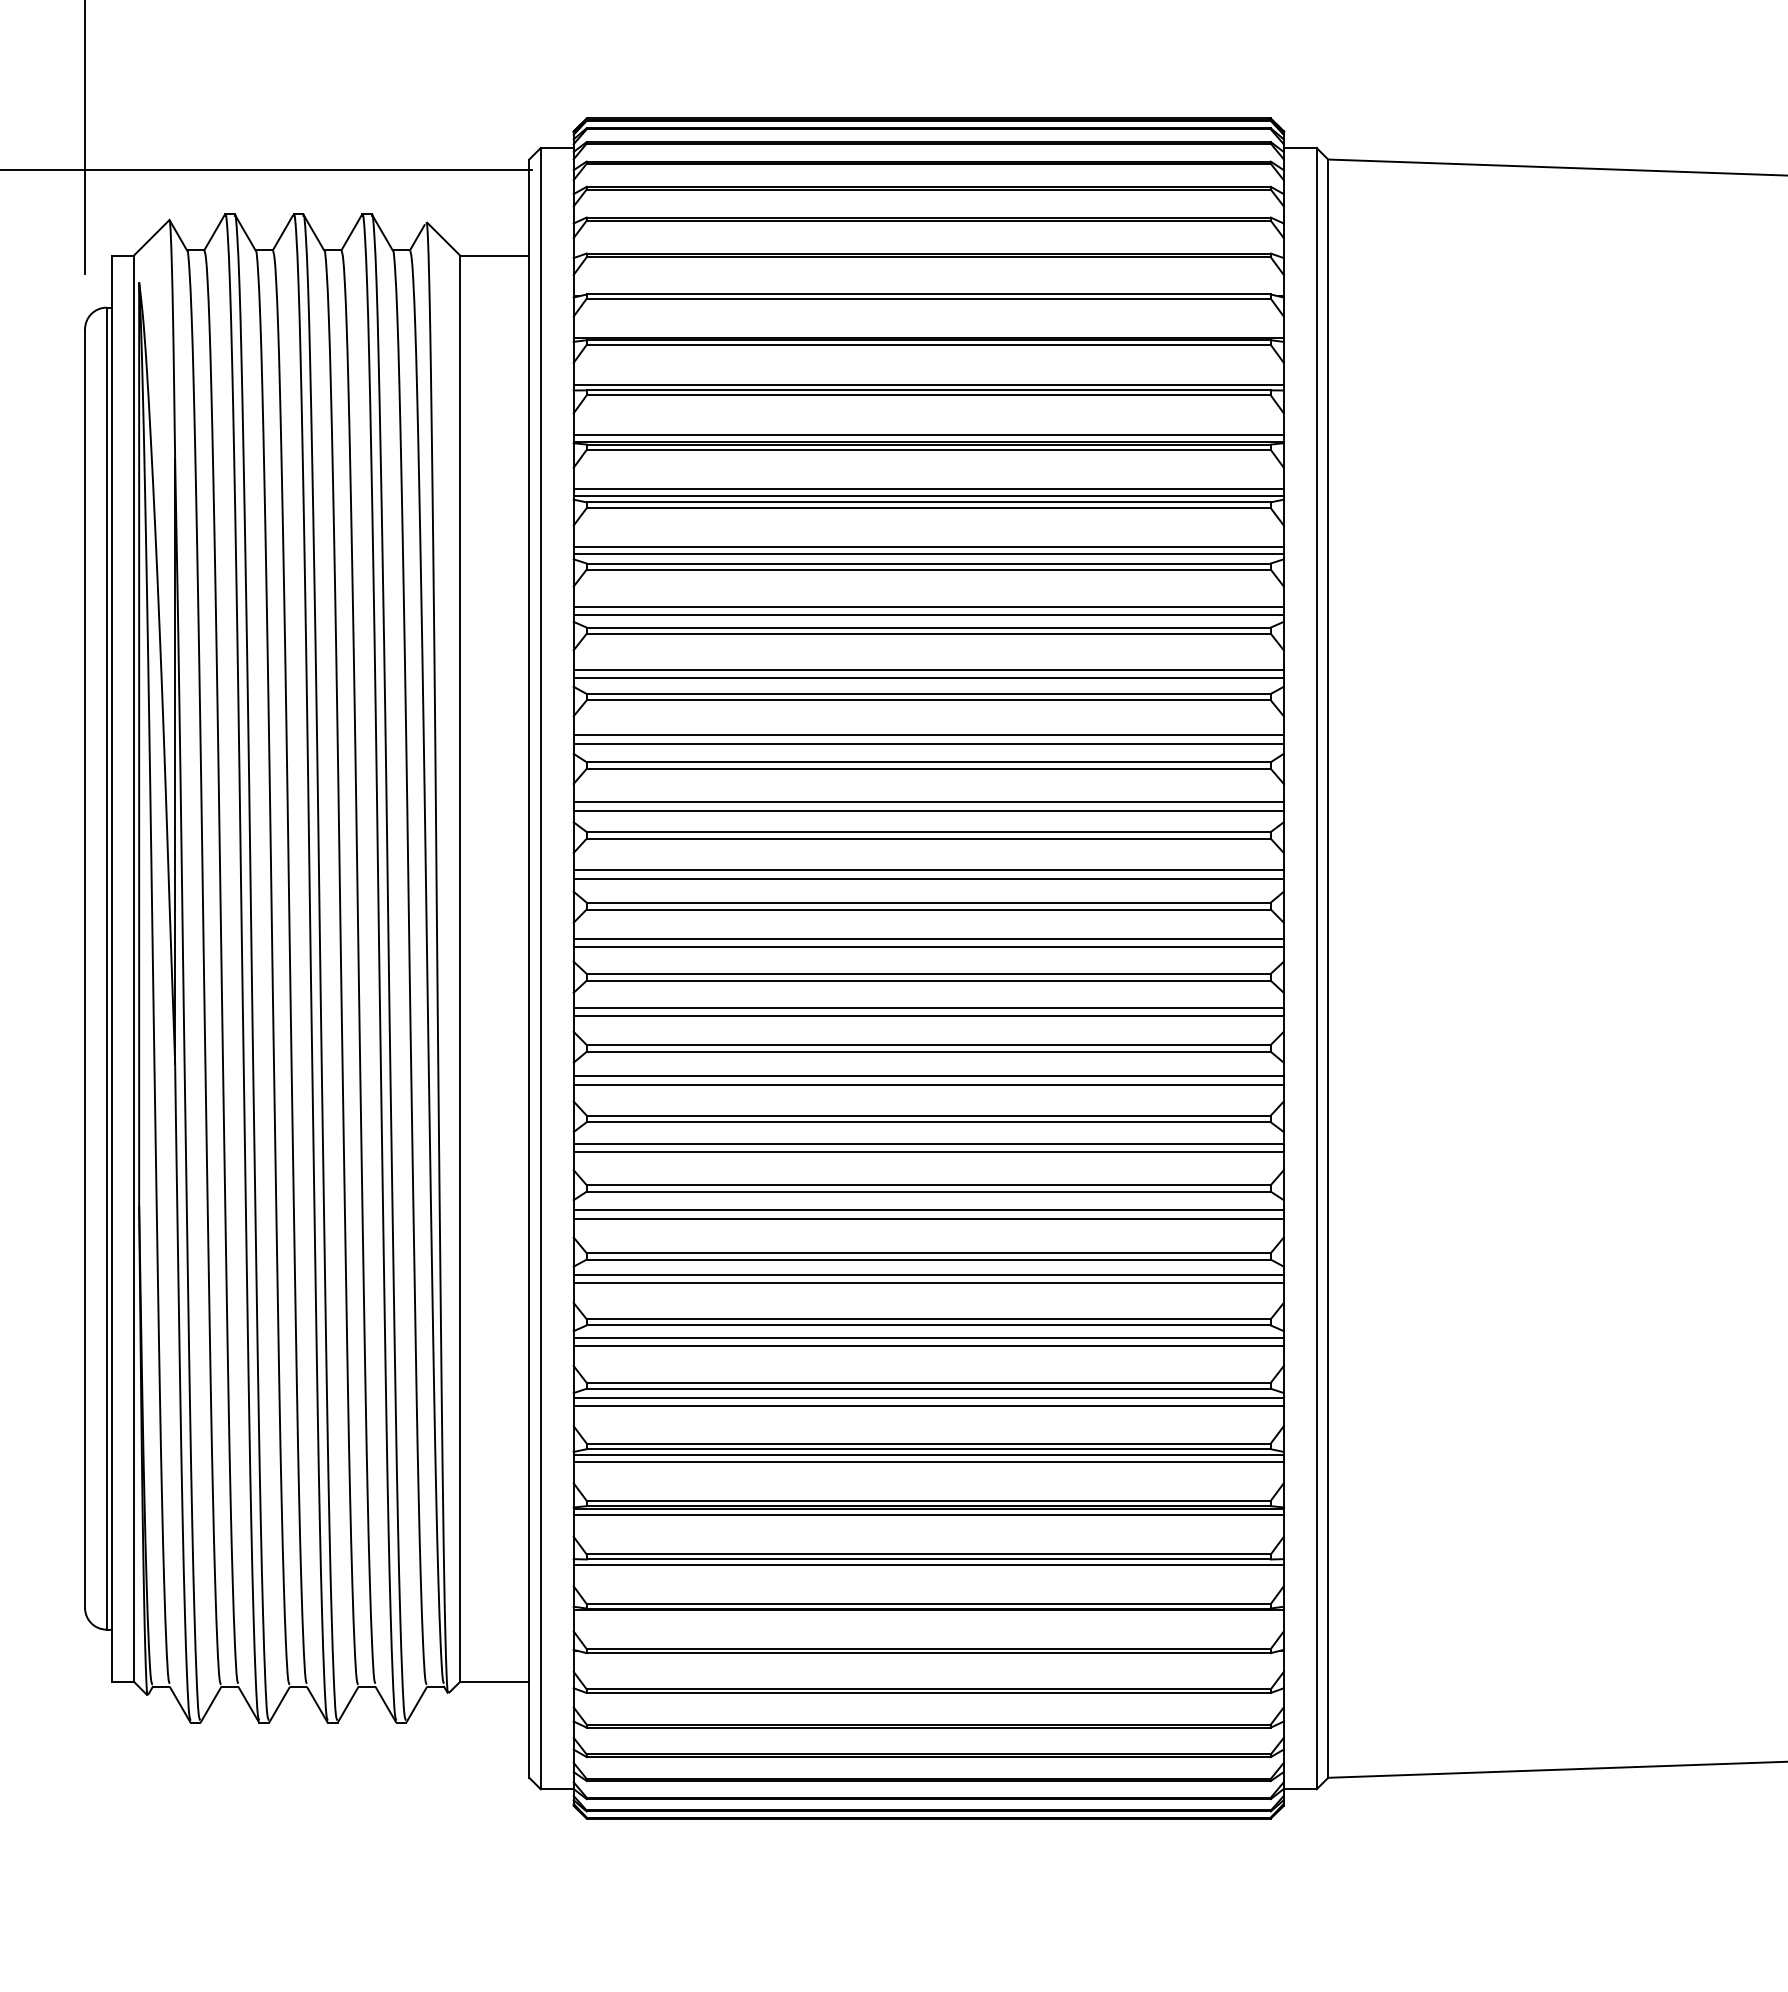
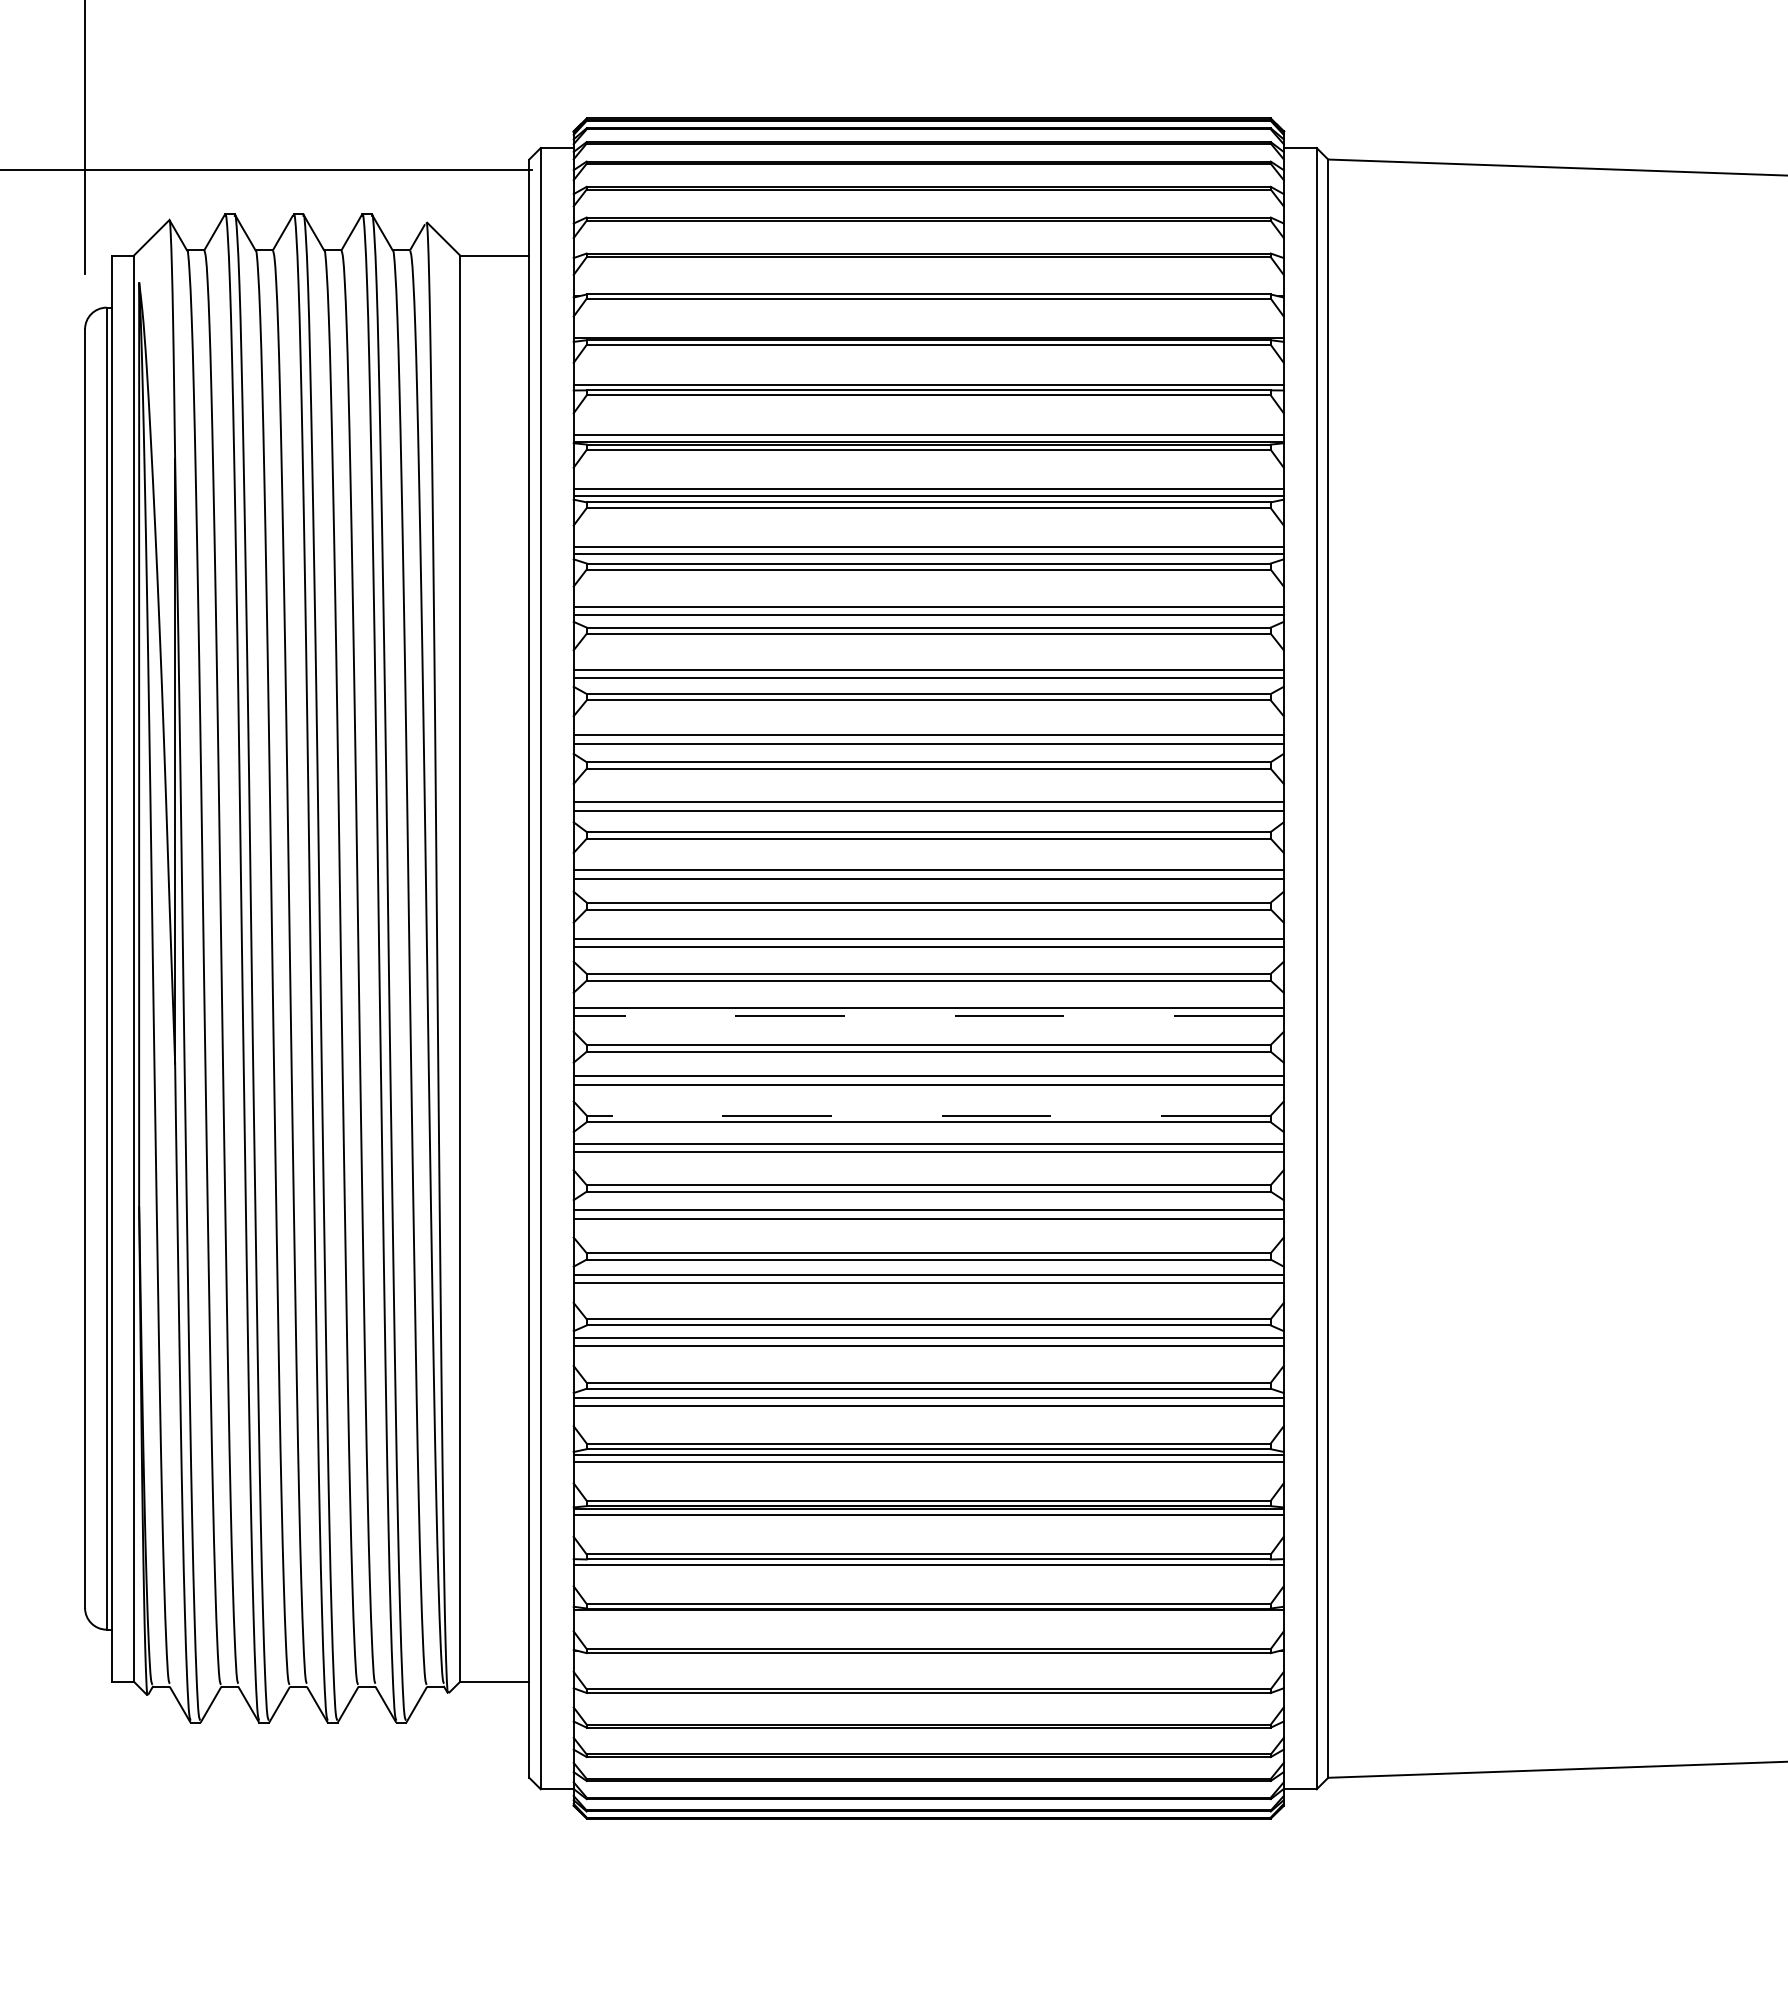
line: solid -> dashed (928, 1016)
line: solid -> dashed (928, 1115)
